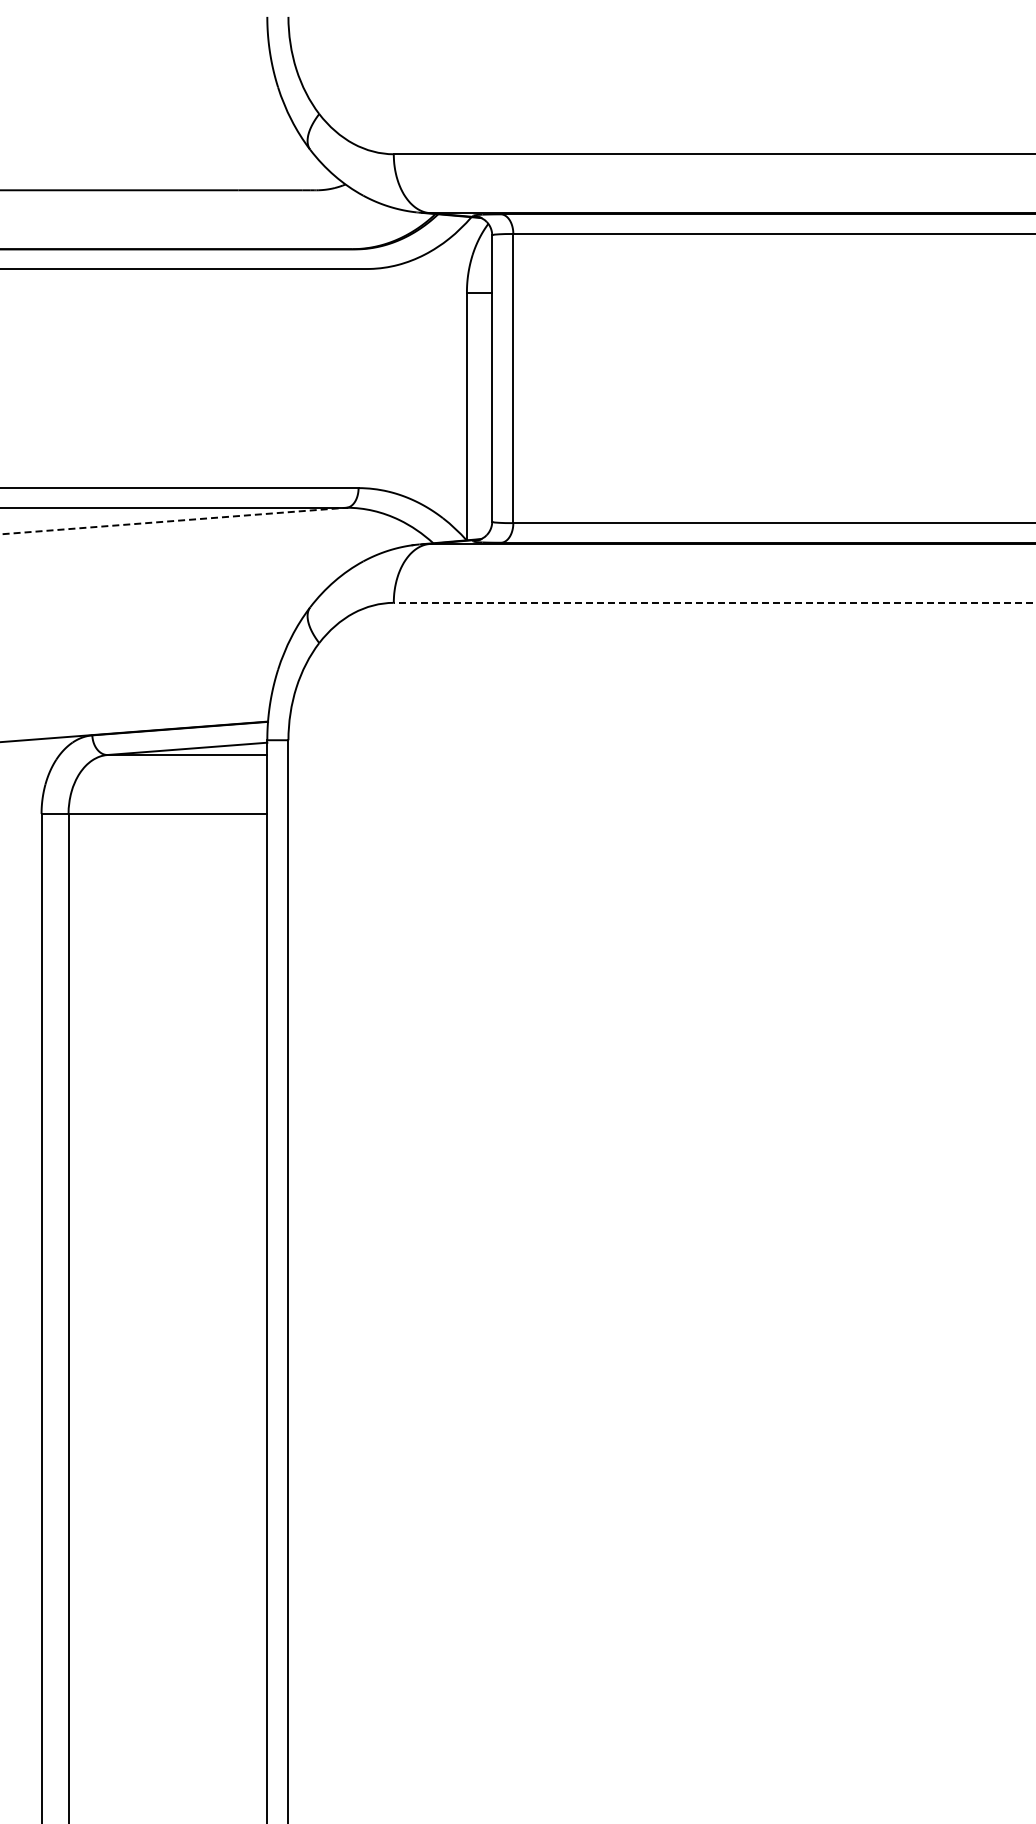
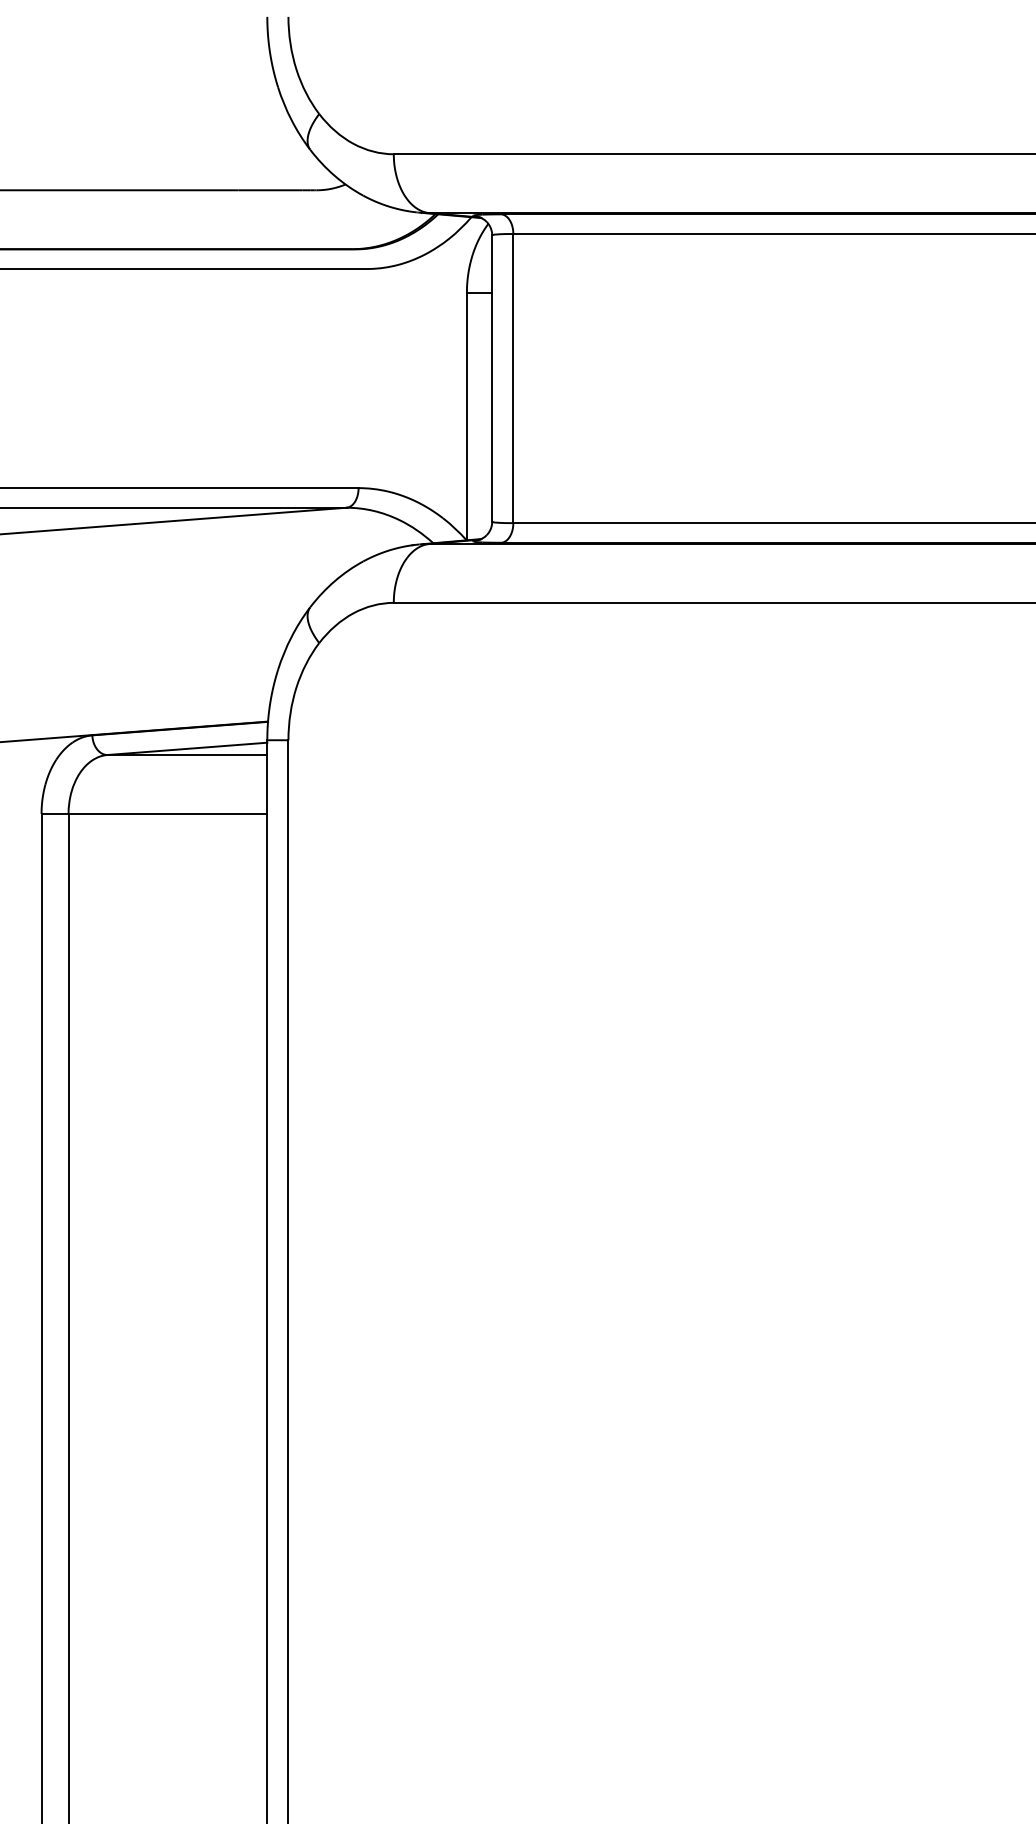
line: dashed -> solid (174, 521)
line: dashed -> solid (714, 602)
